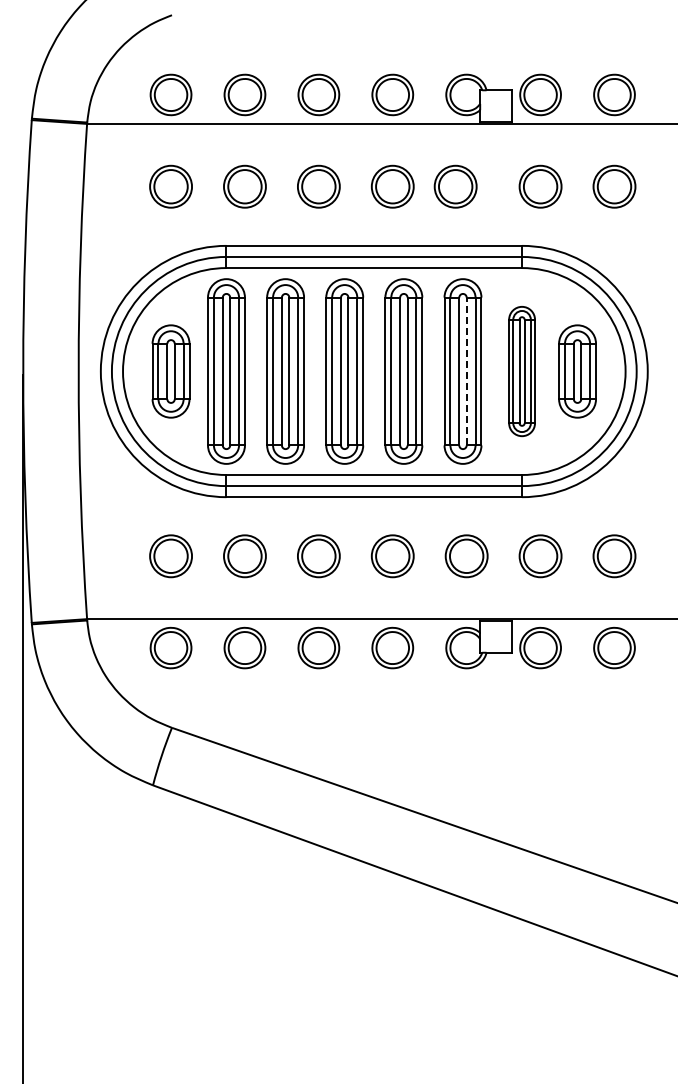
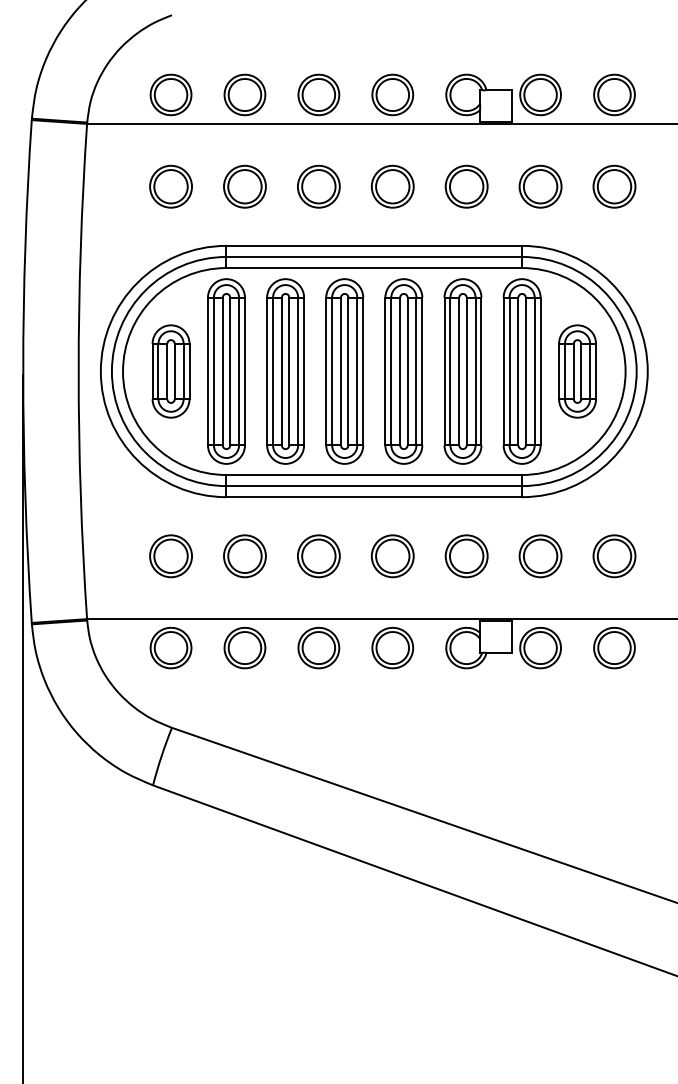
part position: (455, 186) -> (466, 186) (466, 186)
line: dashed -> solid (466, 371)
part size: 28x132 px -> 40x187 px (521, 371)
